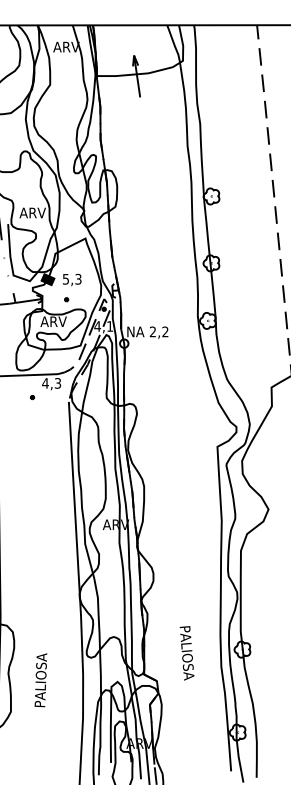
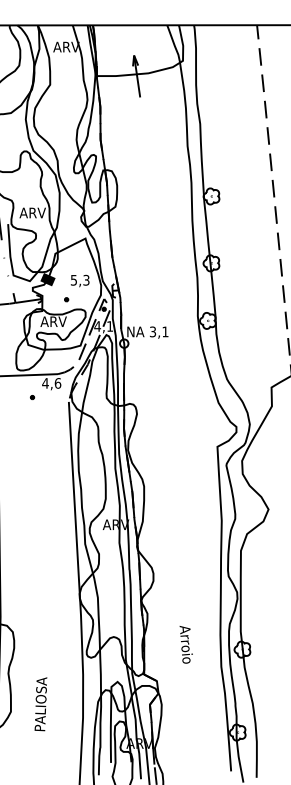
text position: (71, 279) -> (79, 280) (79, 280)
text: 2,2 -> 3,1 (159, 331)
text: 4,3 -> 4,6 (57, 383)
text: PALIOSA -> Arroio (186, 653)
text position: (40, 680) -> (40, 704) (40, 704)
